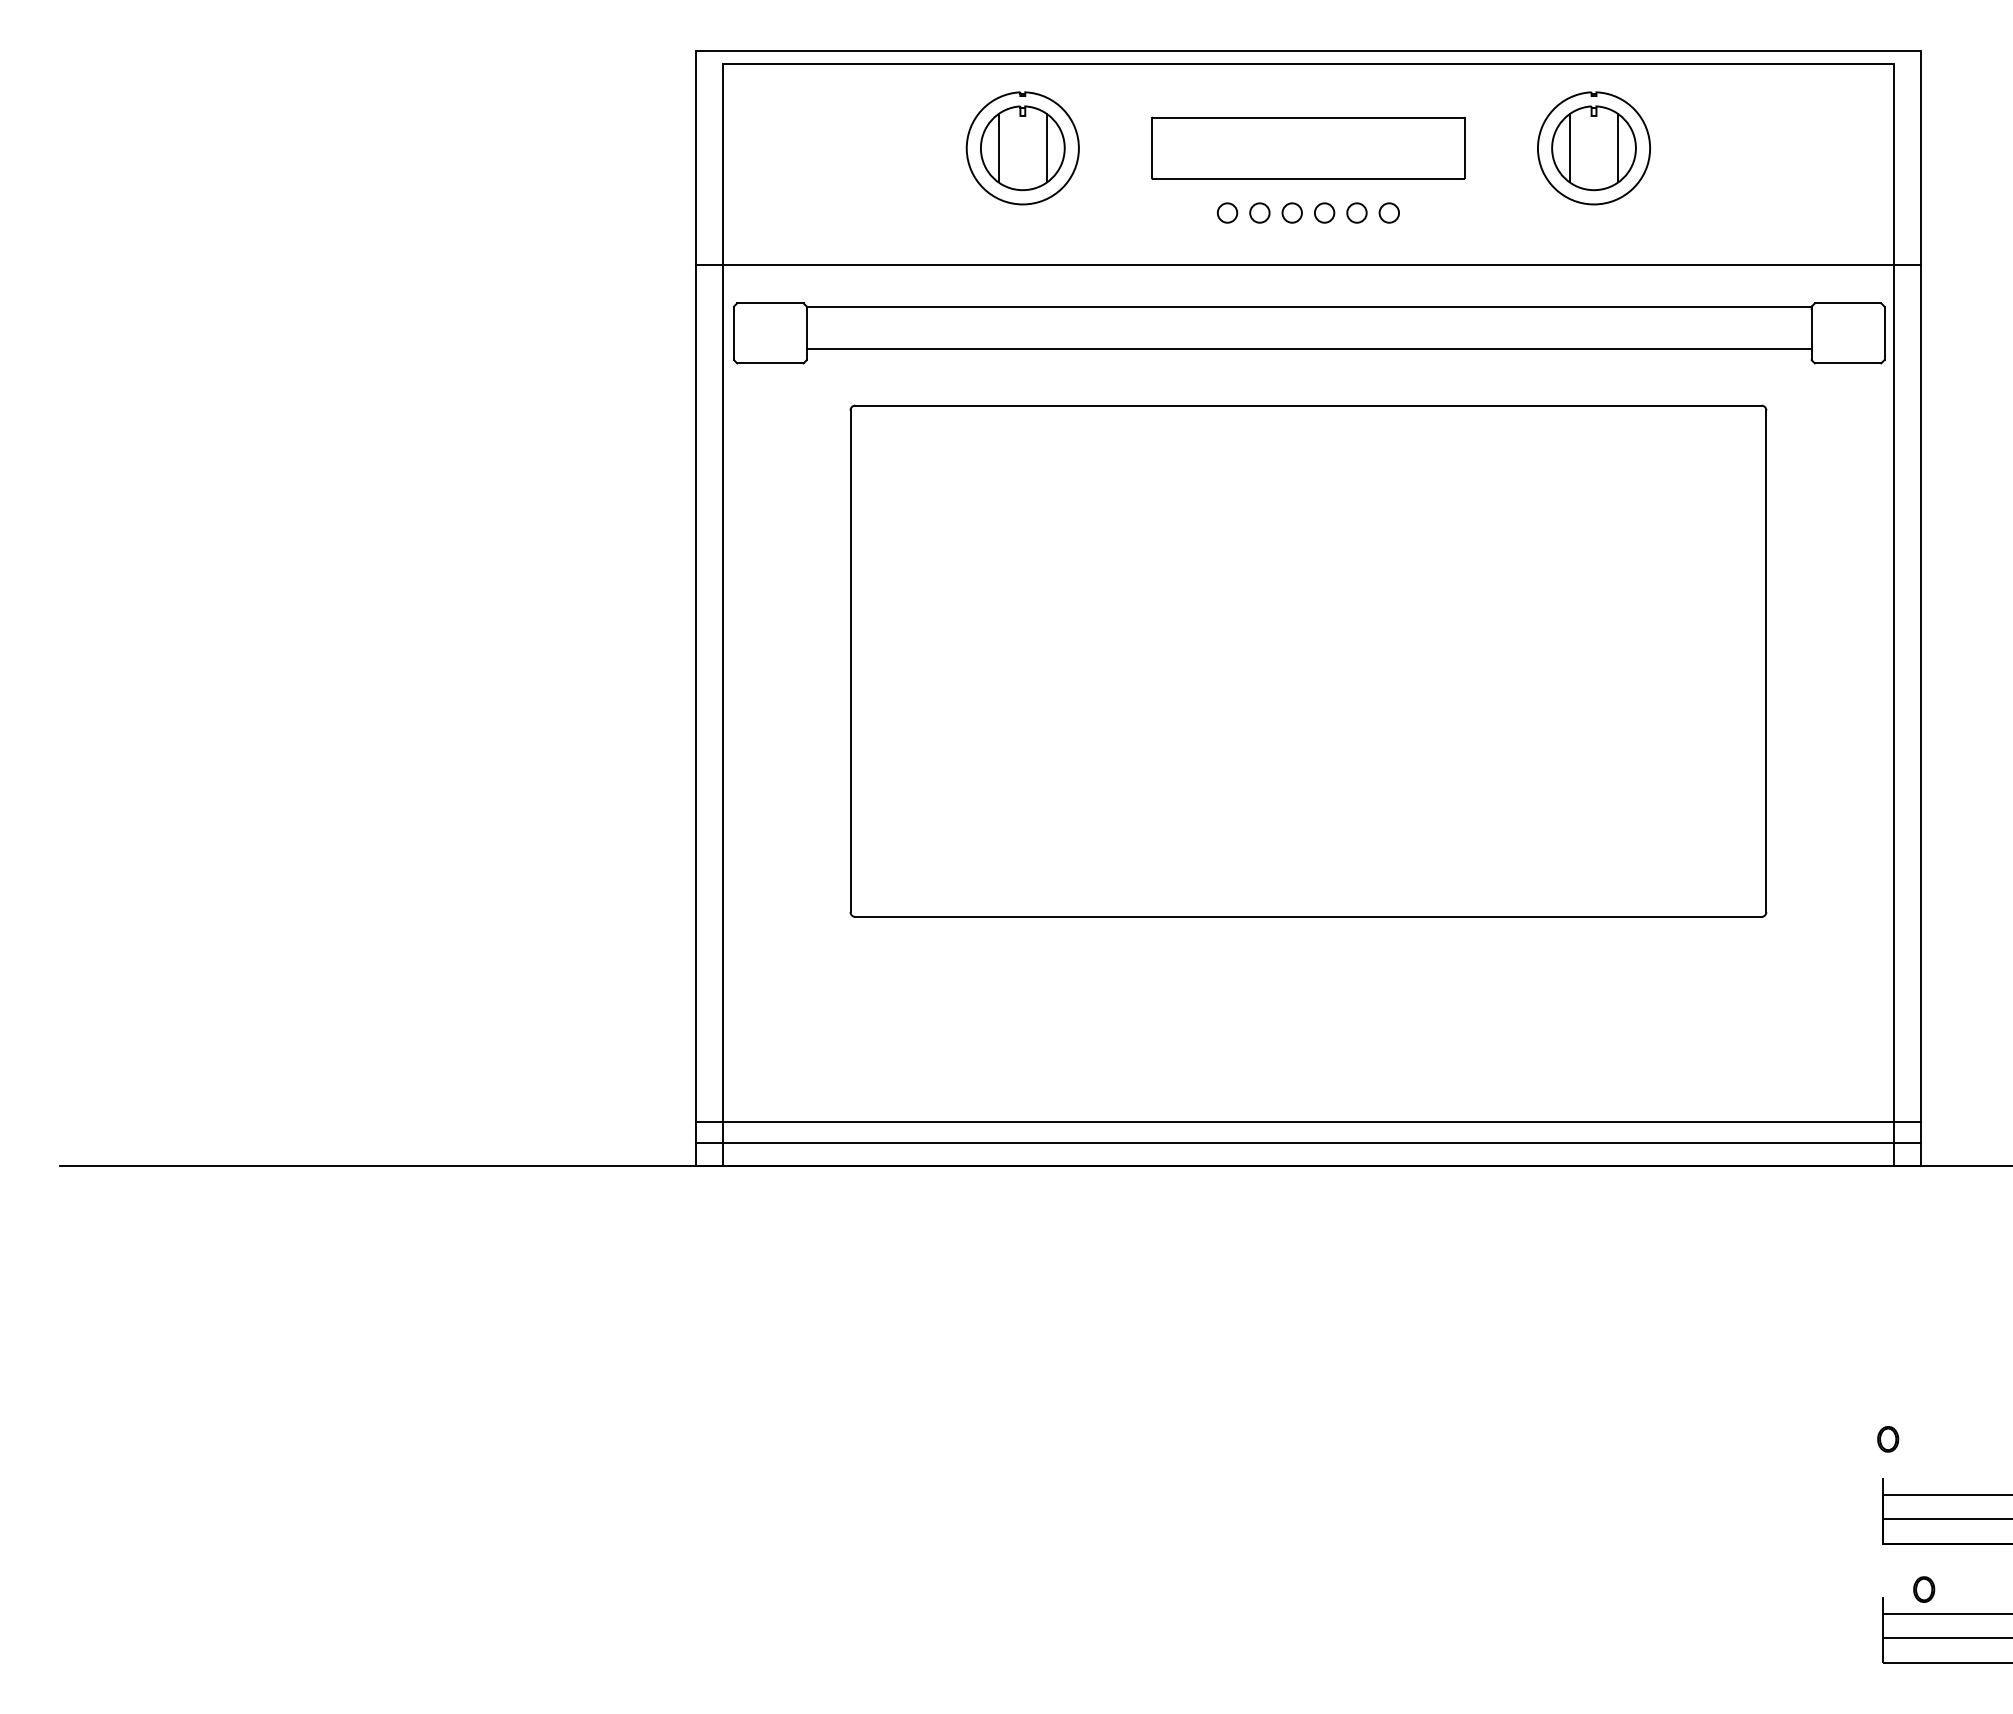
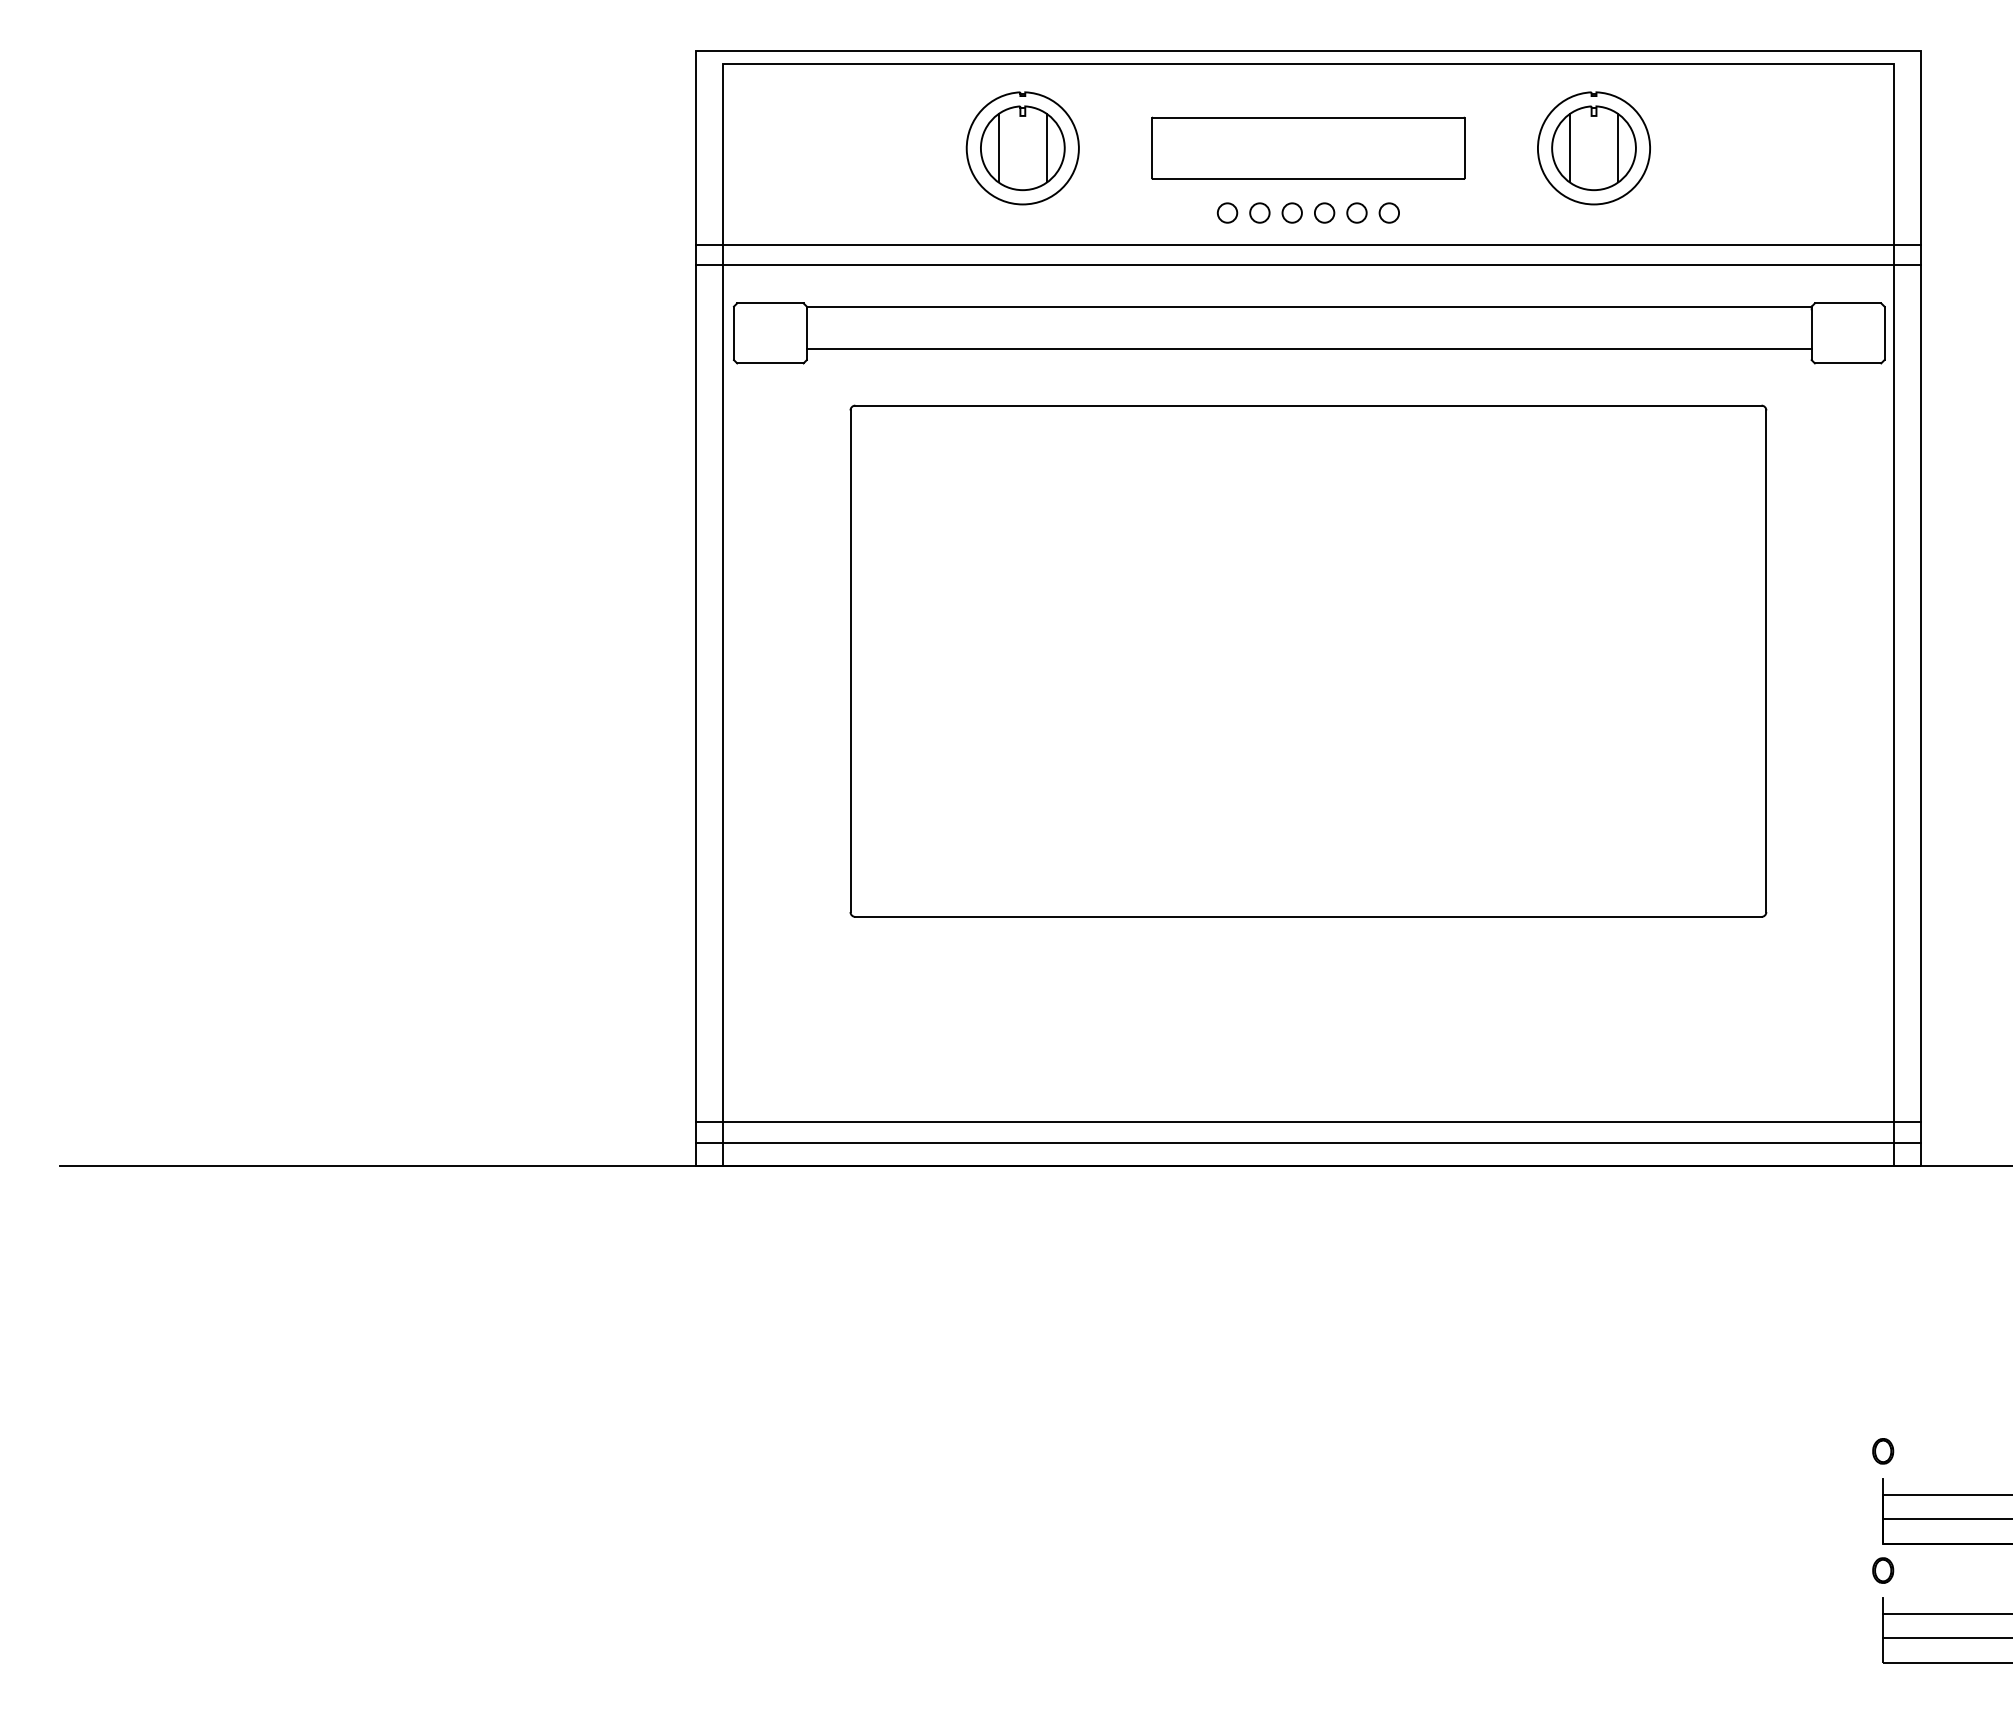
line: none -> present (1307, 245)
part position: (1888, 1439) -> (1883, 1451) (1883, 1451)
part position: (1924, 1589) -> (1883, 1570) (1883, 1570)
